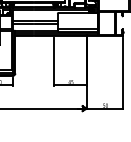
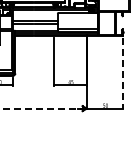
line: solid -> dashed (123, 73)
line: solid -> dashed (41, 108)
